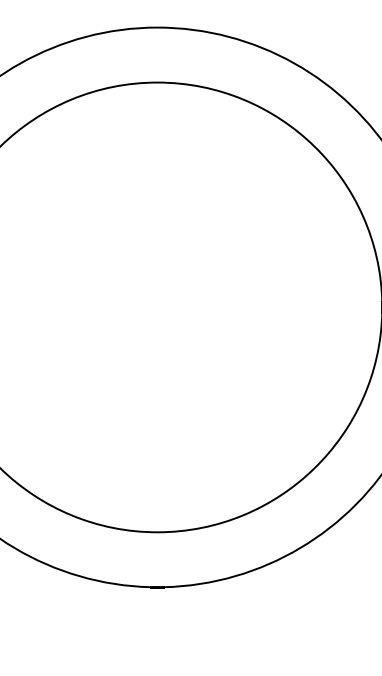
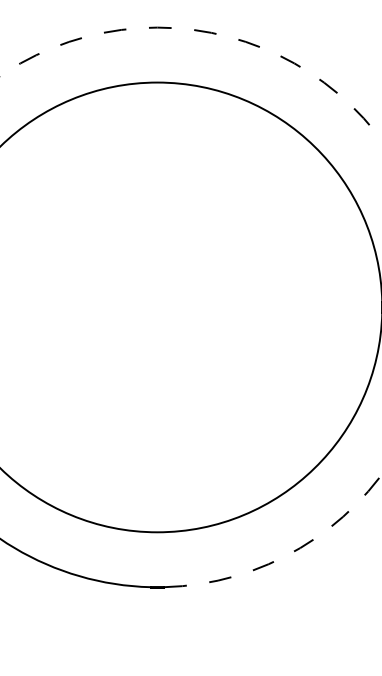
arc: solid -> dashed (202, 31)
arc: solid -> dashed (285, 556)
